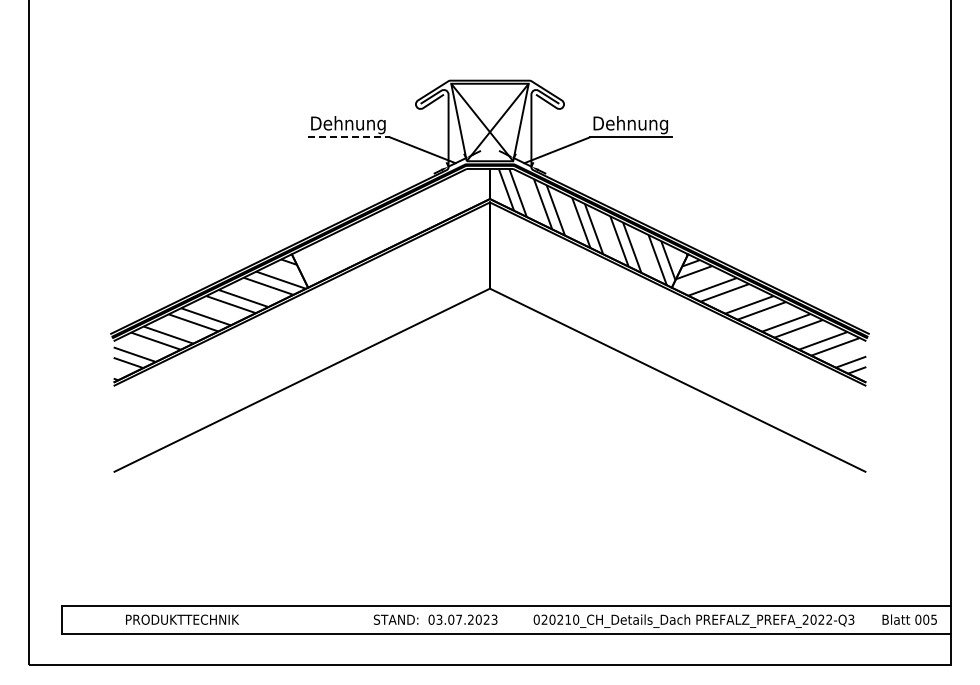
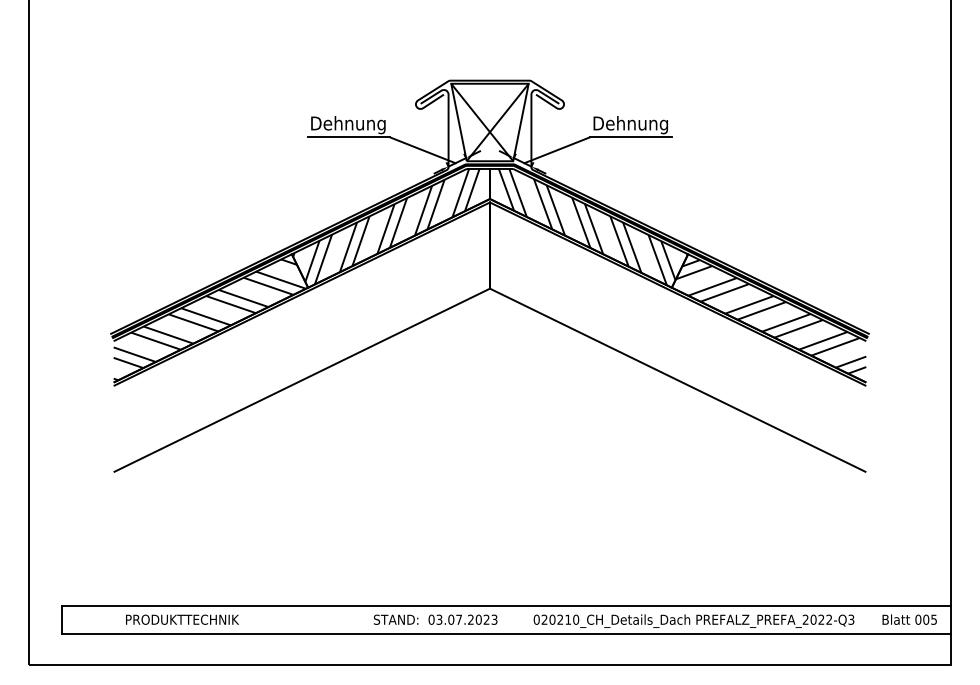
line: dashed -> solid (348, 137)
hatch: none -> present (386, 226)
